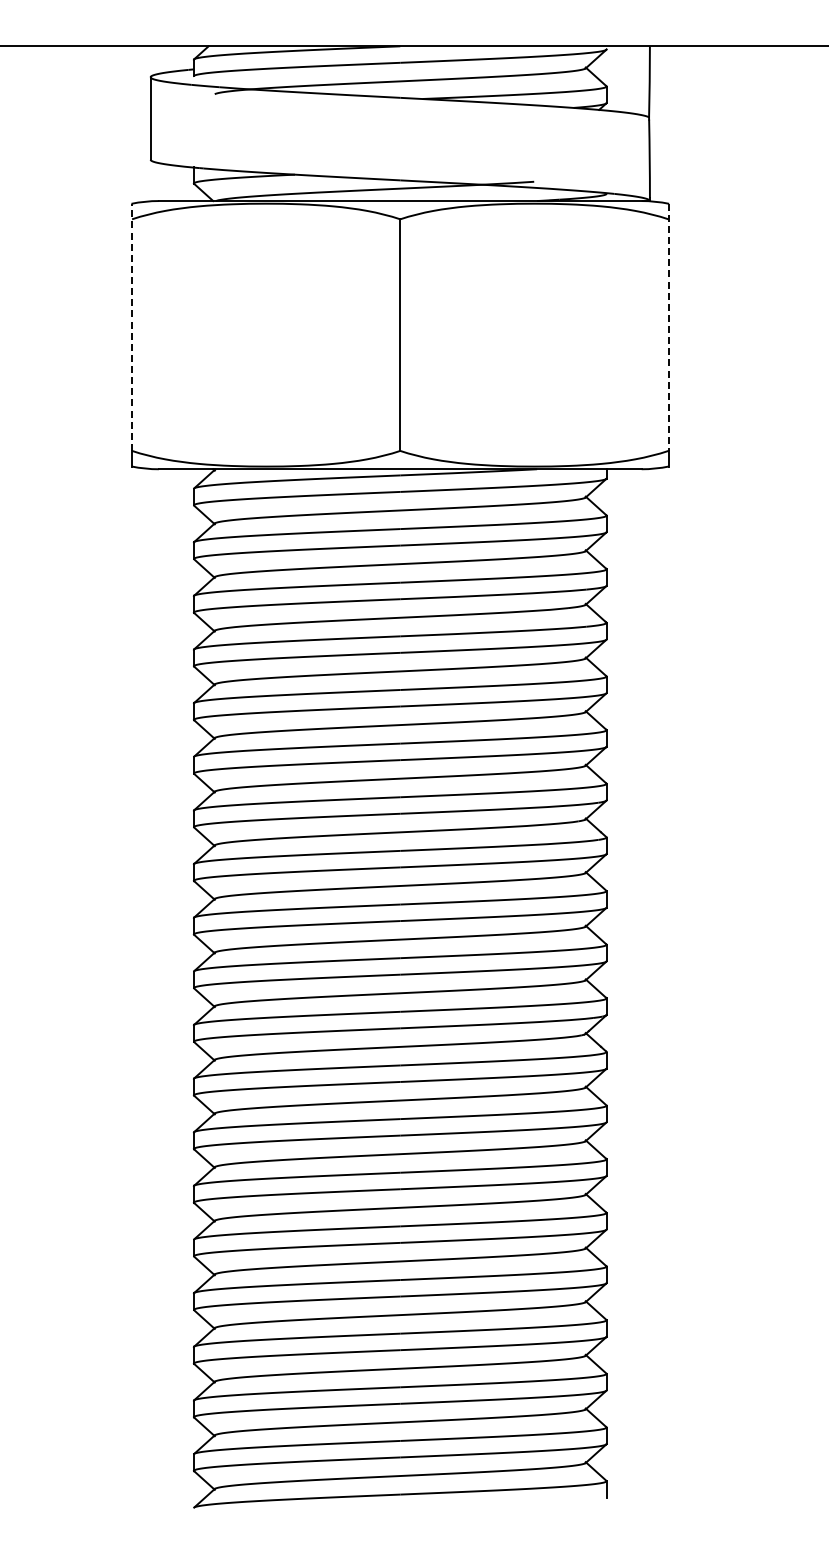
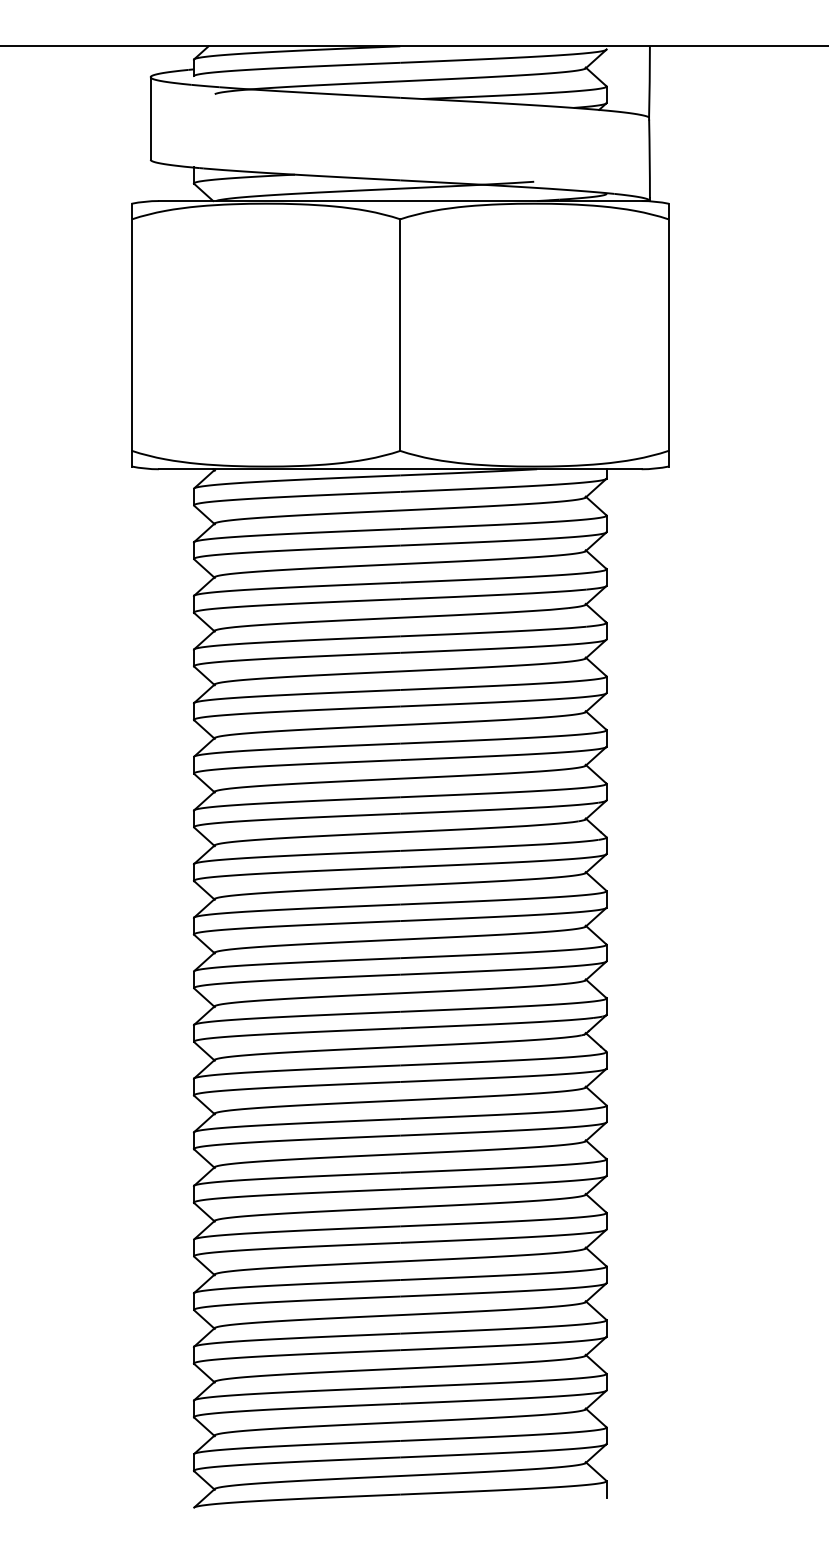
line: dashed -> solid (132, 327)
line: dashed -> solid (668, 327)
